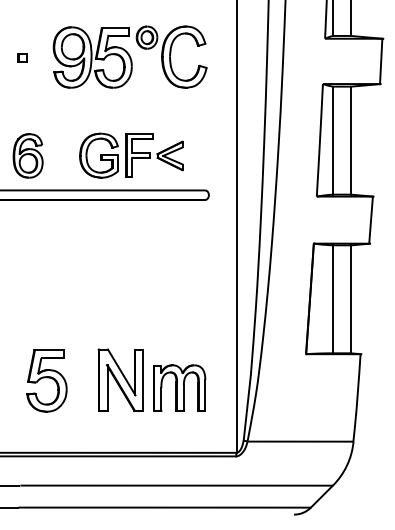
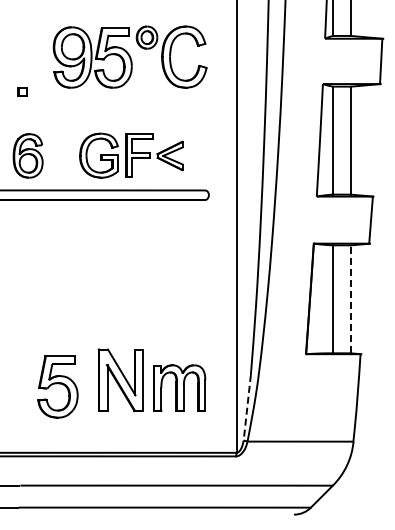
part position: (22, 57) -> (22, 91) (22, 91)
line: solid -> dashed (351, 299)
part position: (46, 380) -> (57, 386) (57, 386)
line: solid -> dashed (247, 407)
